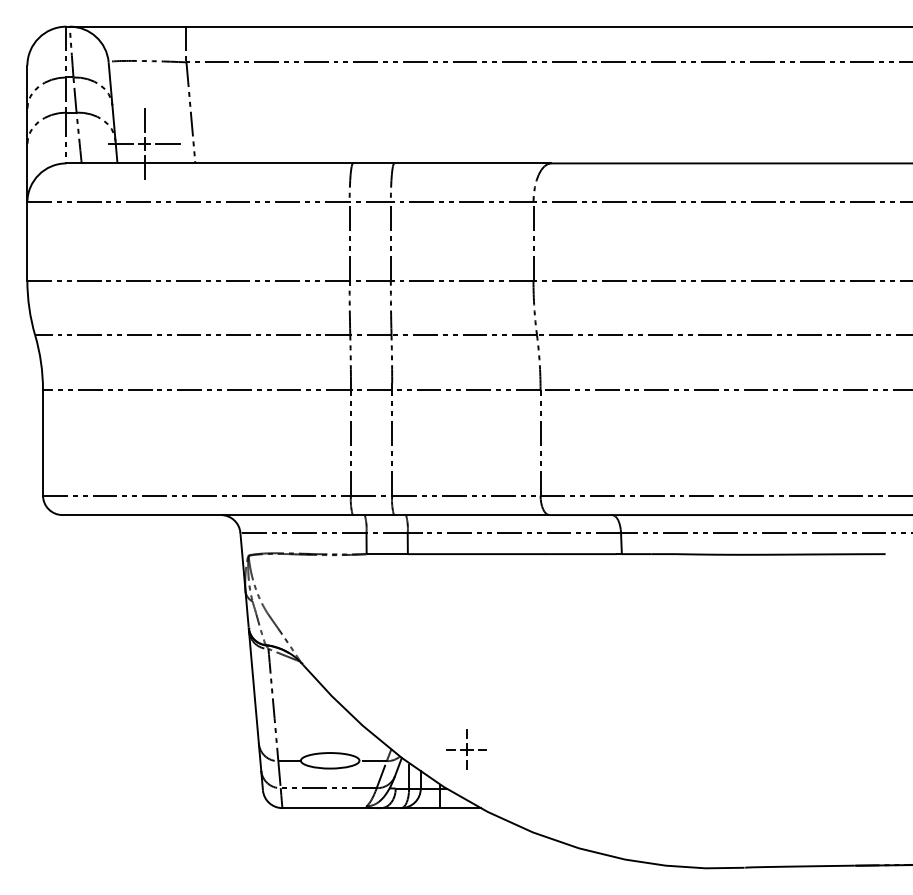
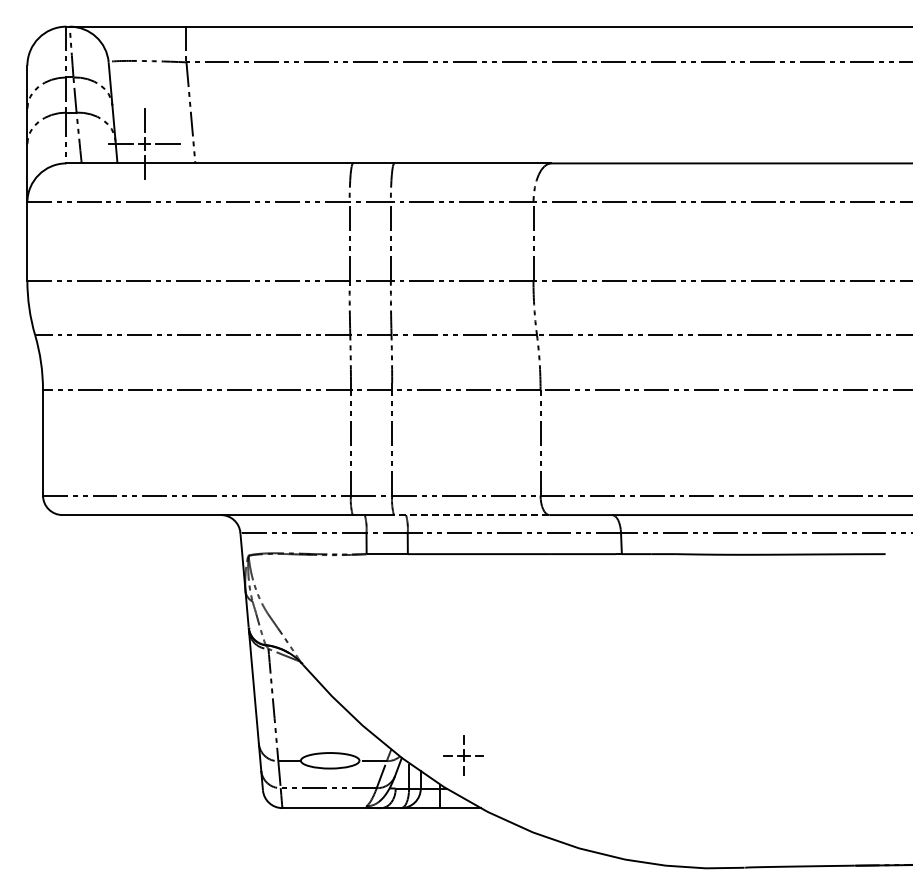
line: solid -> dashed (471, 515)
part position: (466, 749) -> (463, 755) (463, 755)
